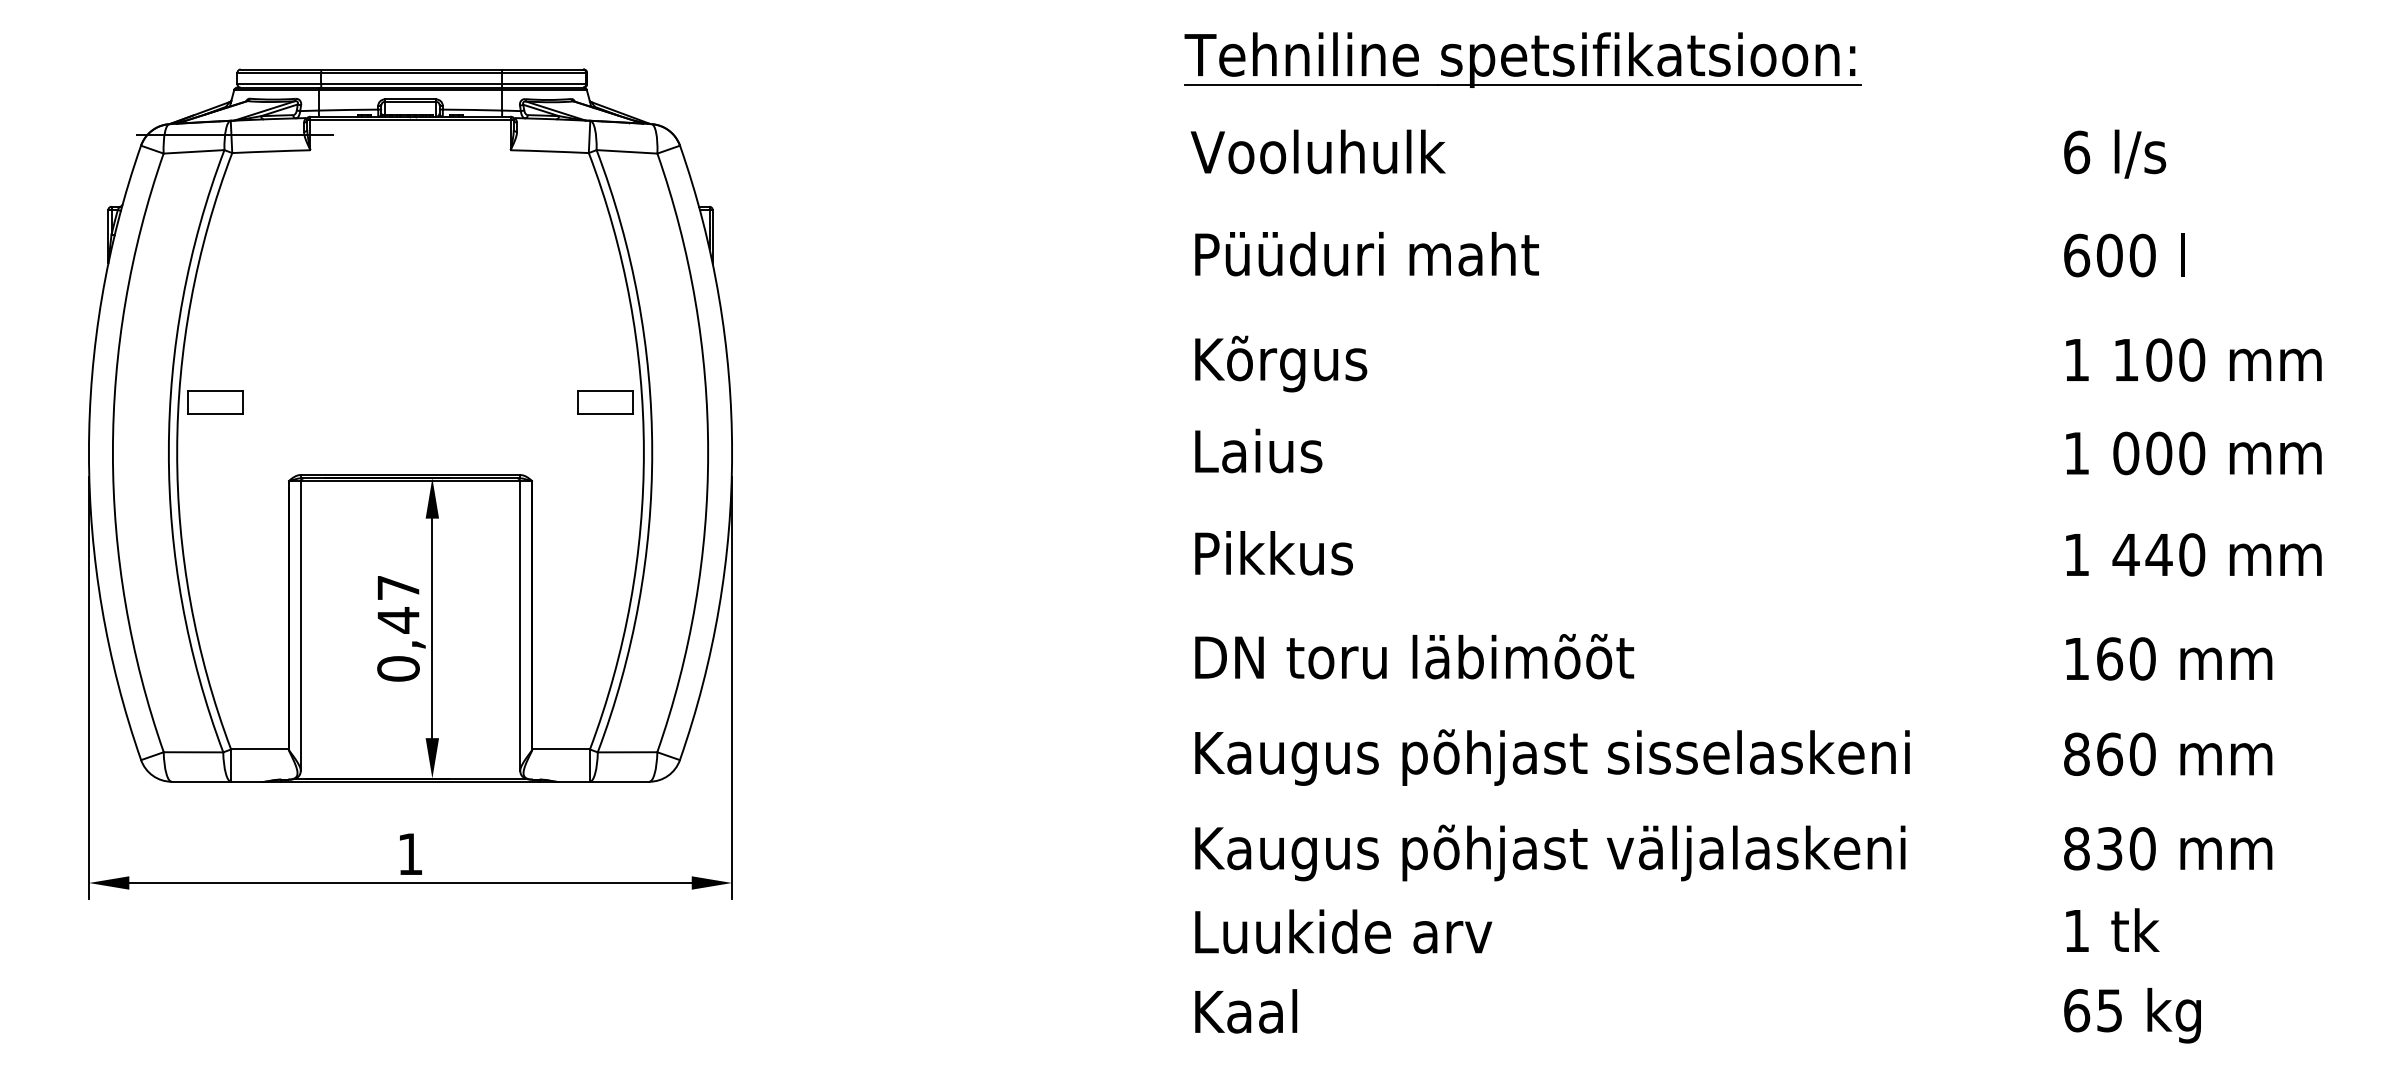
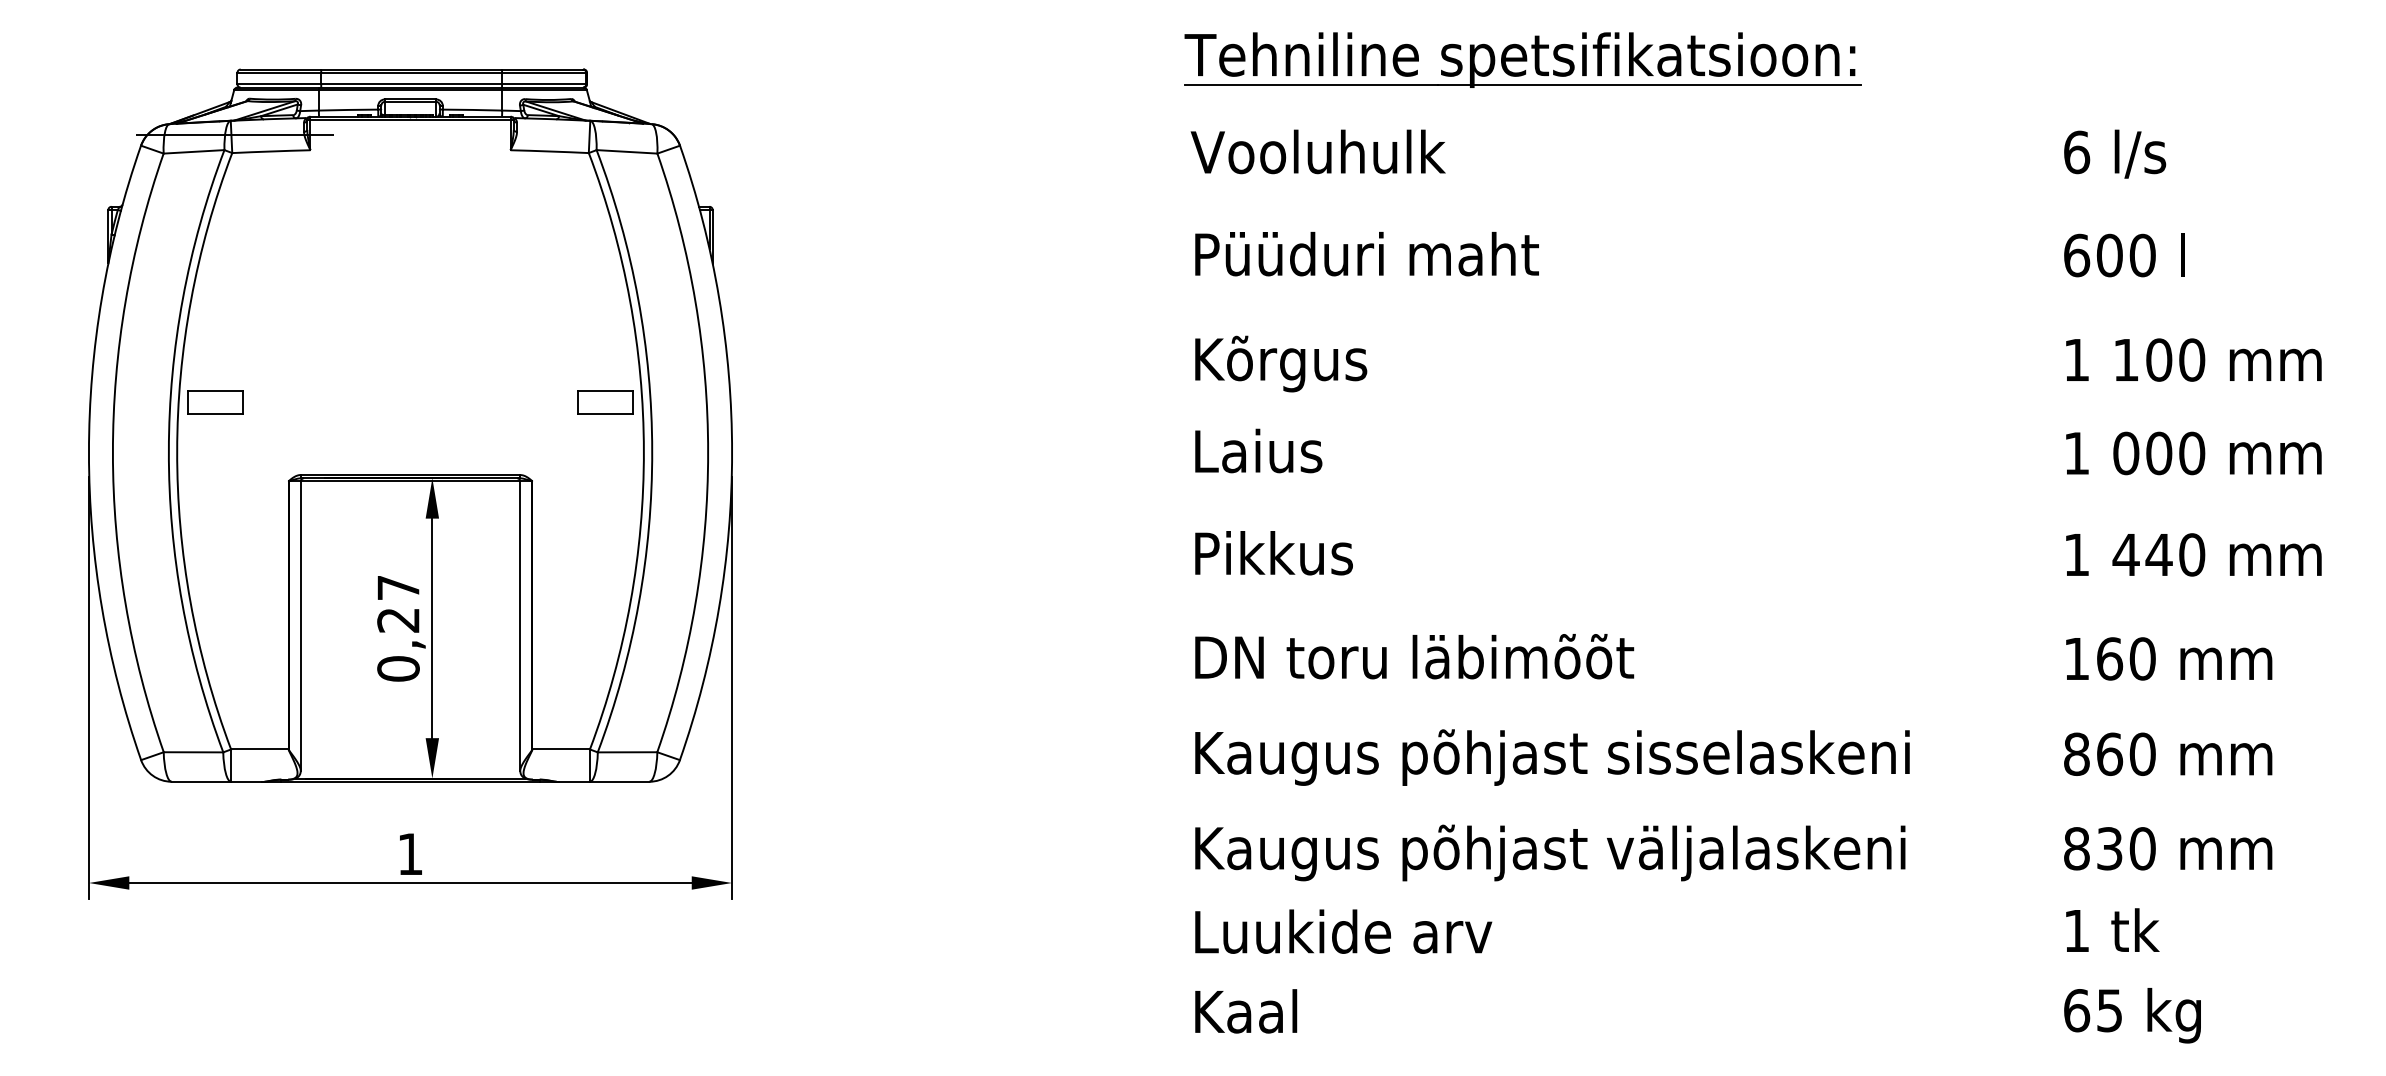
text: 0,47 -> 0,27 (398, 620)
